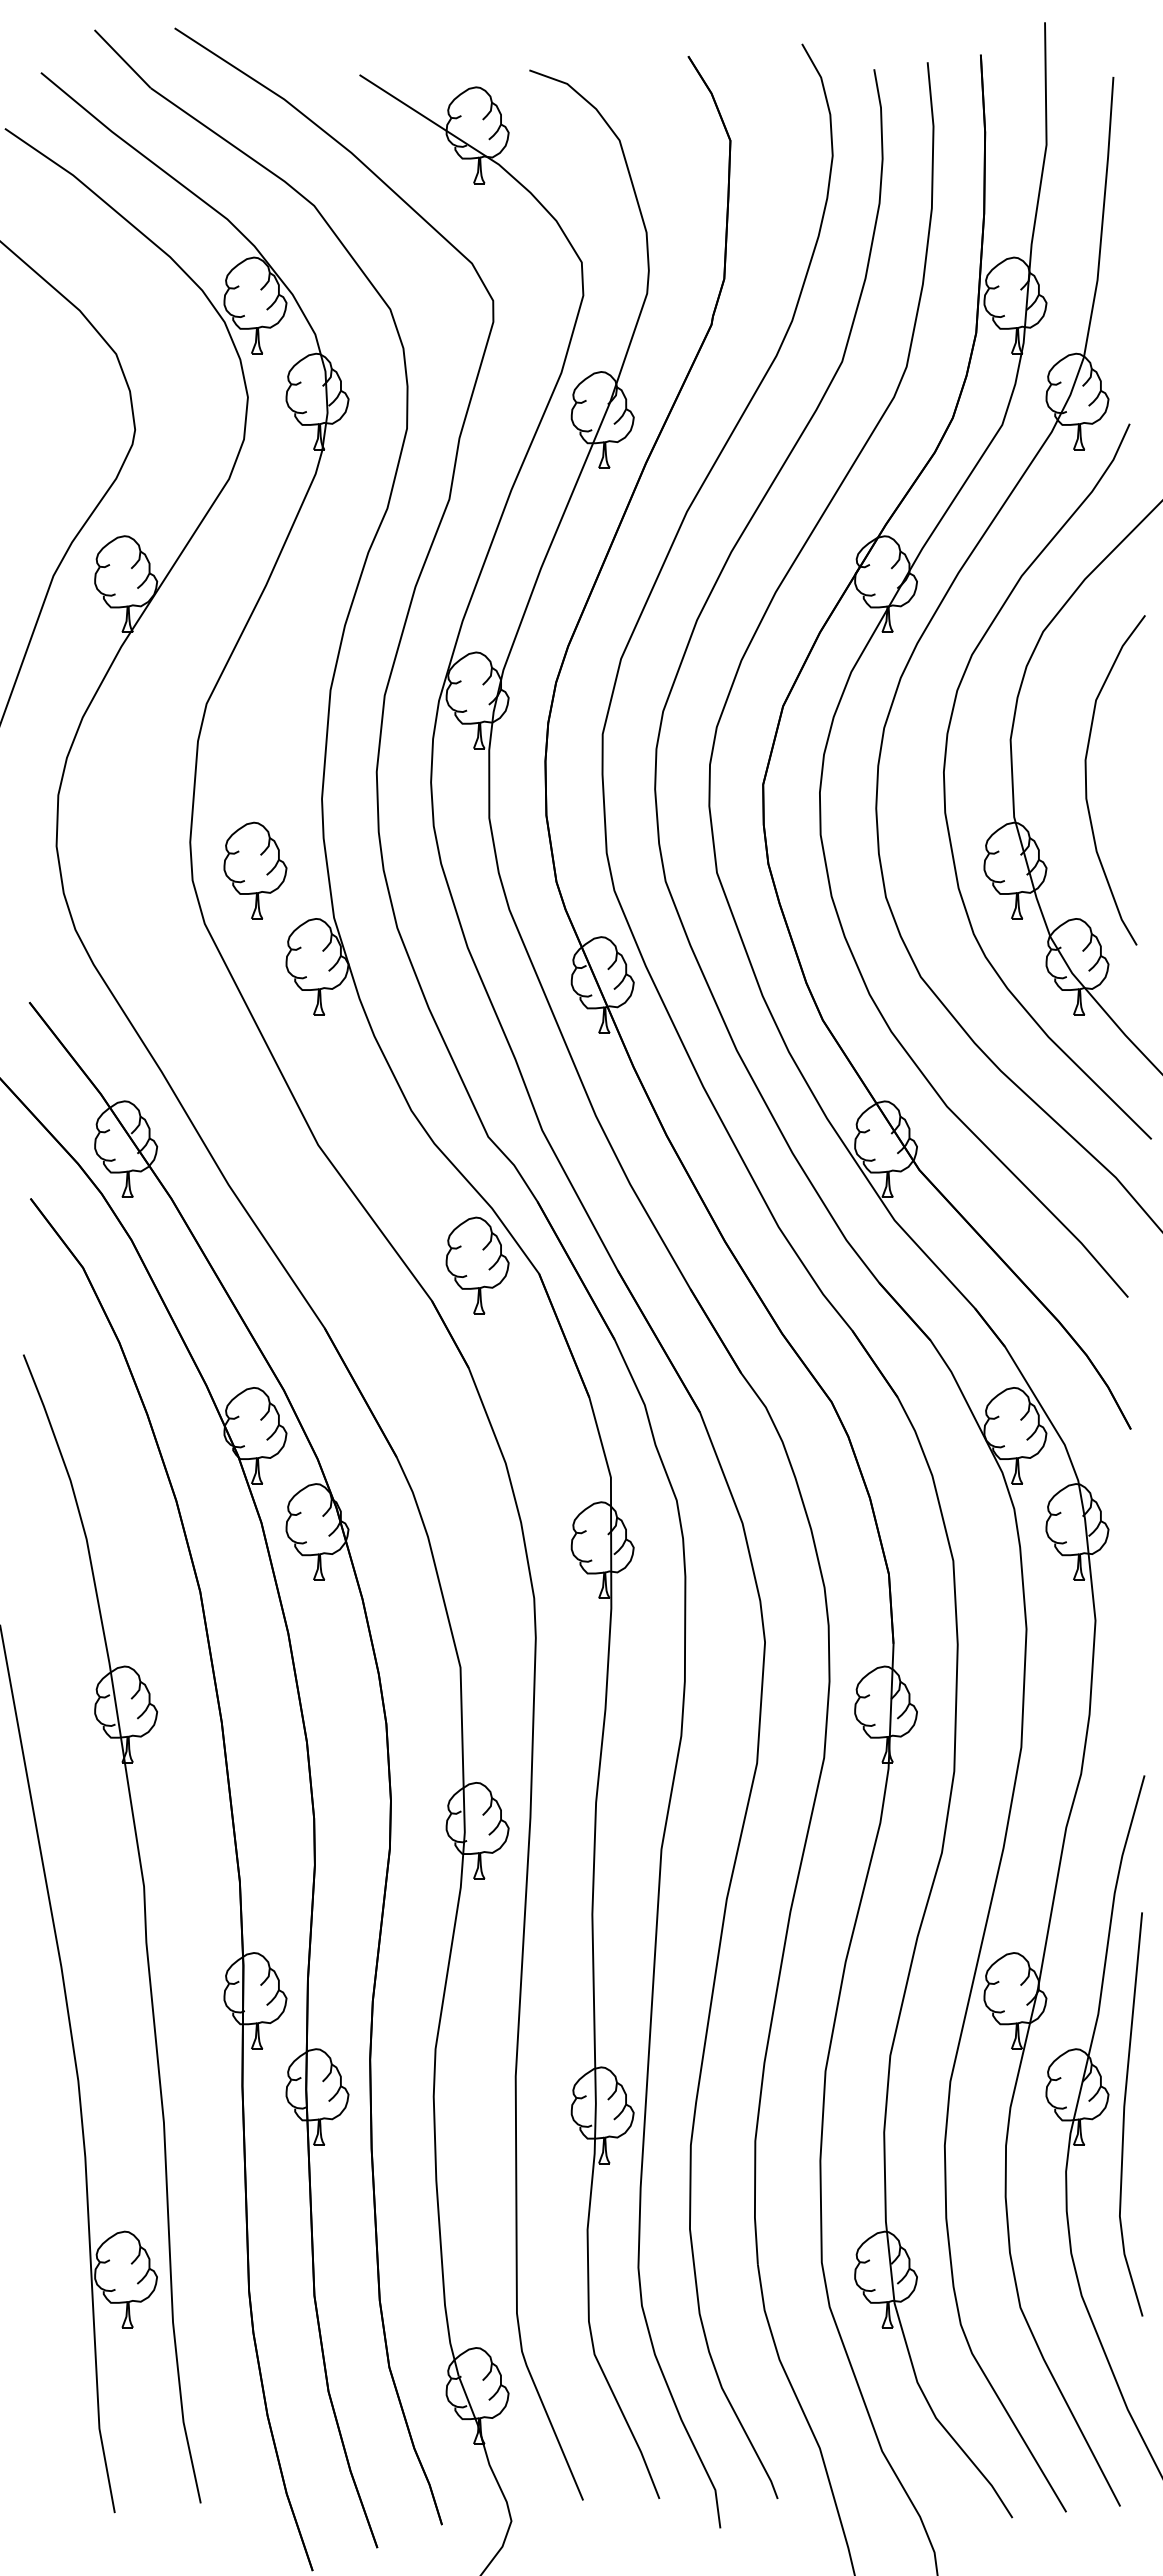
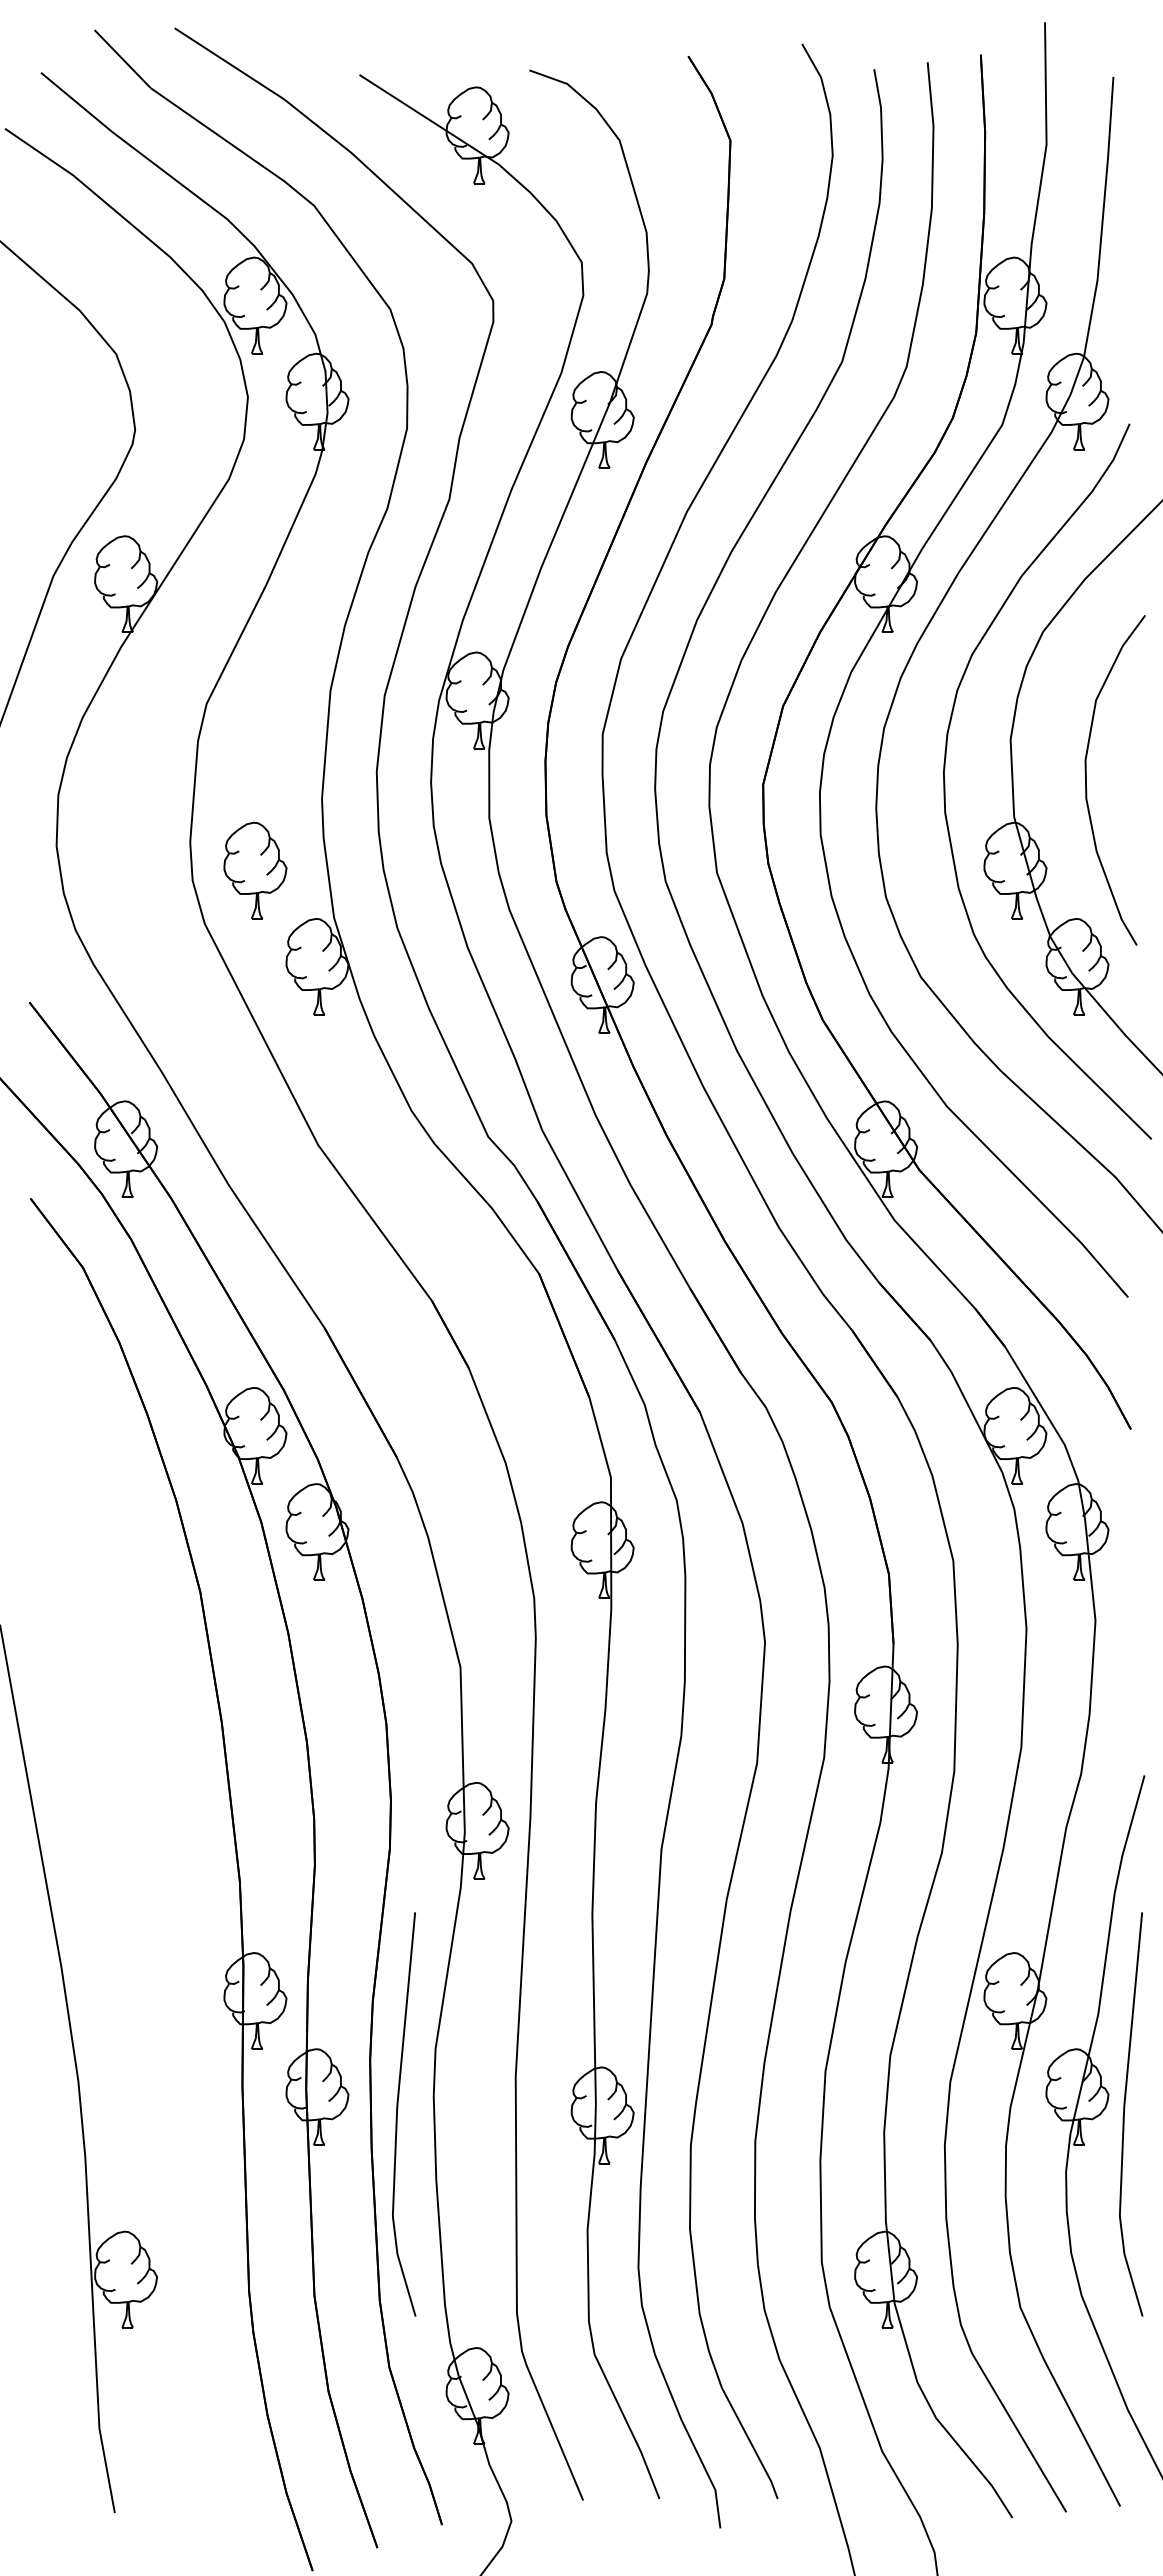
part: present -> none (477, 1265)
part: present -> none (144, 1928)
line: none -> present (397, 2114)
